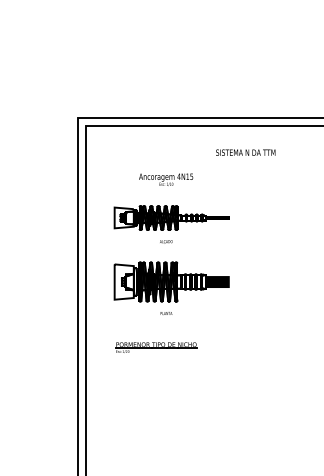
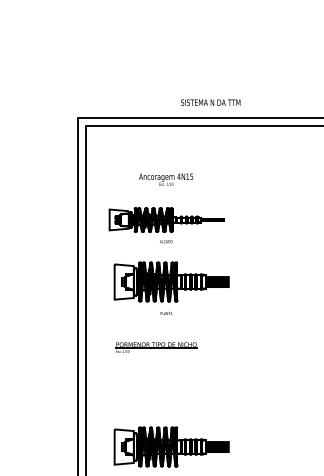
text position: (245, 152) -> (210, 102) (210, 102)
part position: (171, 217) -> (166, 219) (166, 219)
part: none -> present (171, 446)
